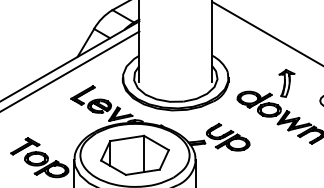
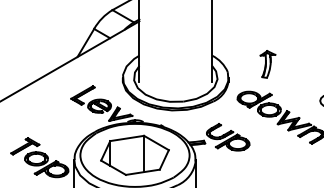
line: present -> none (266, 33)
line: present -> none (70, 70)
part position: (286, 83) -> (267, 64) (267, 64)
